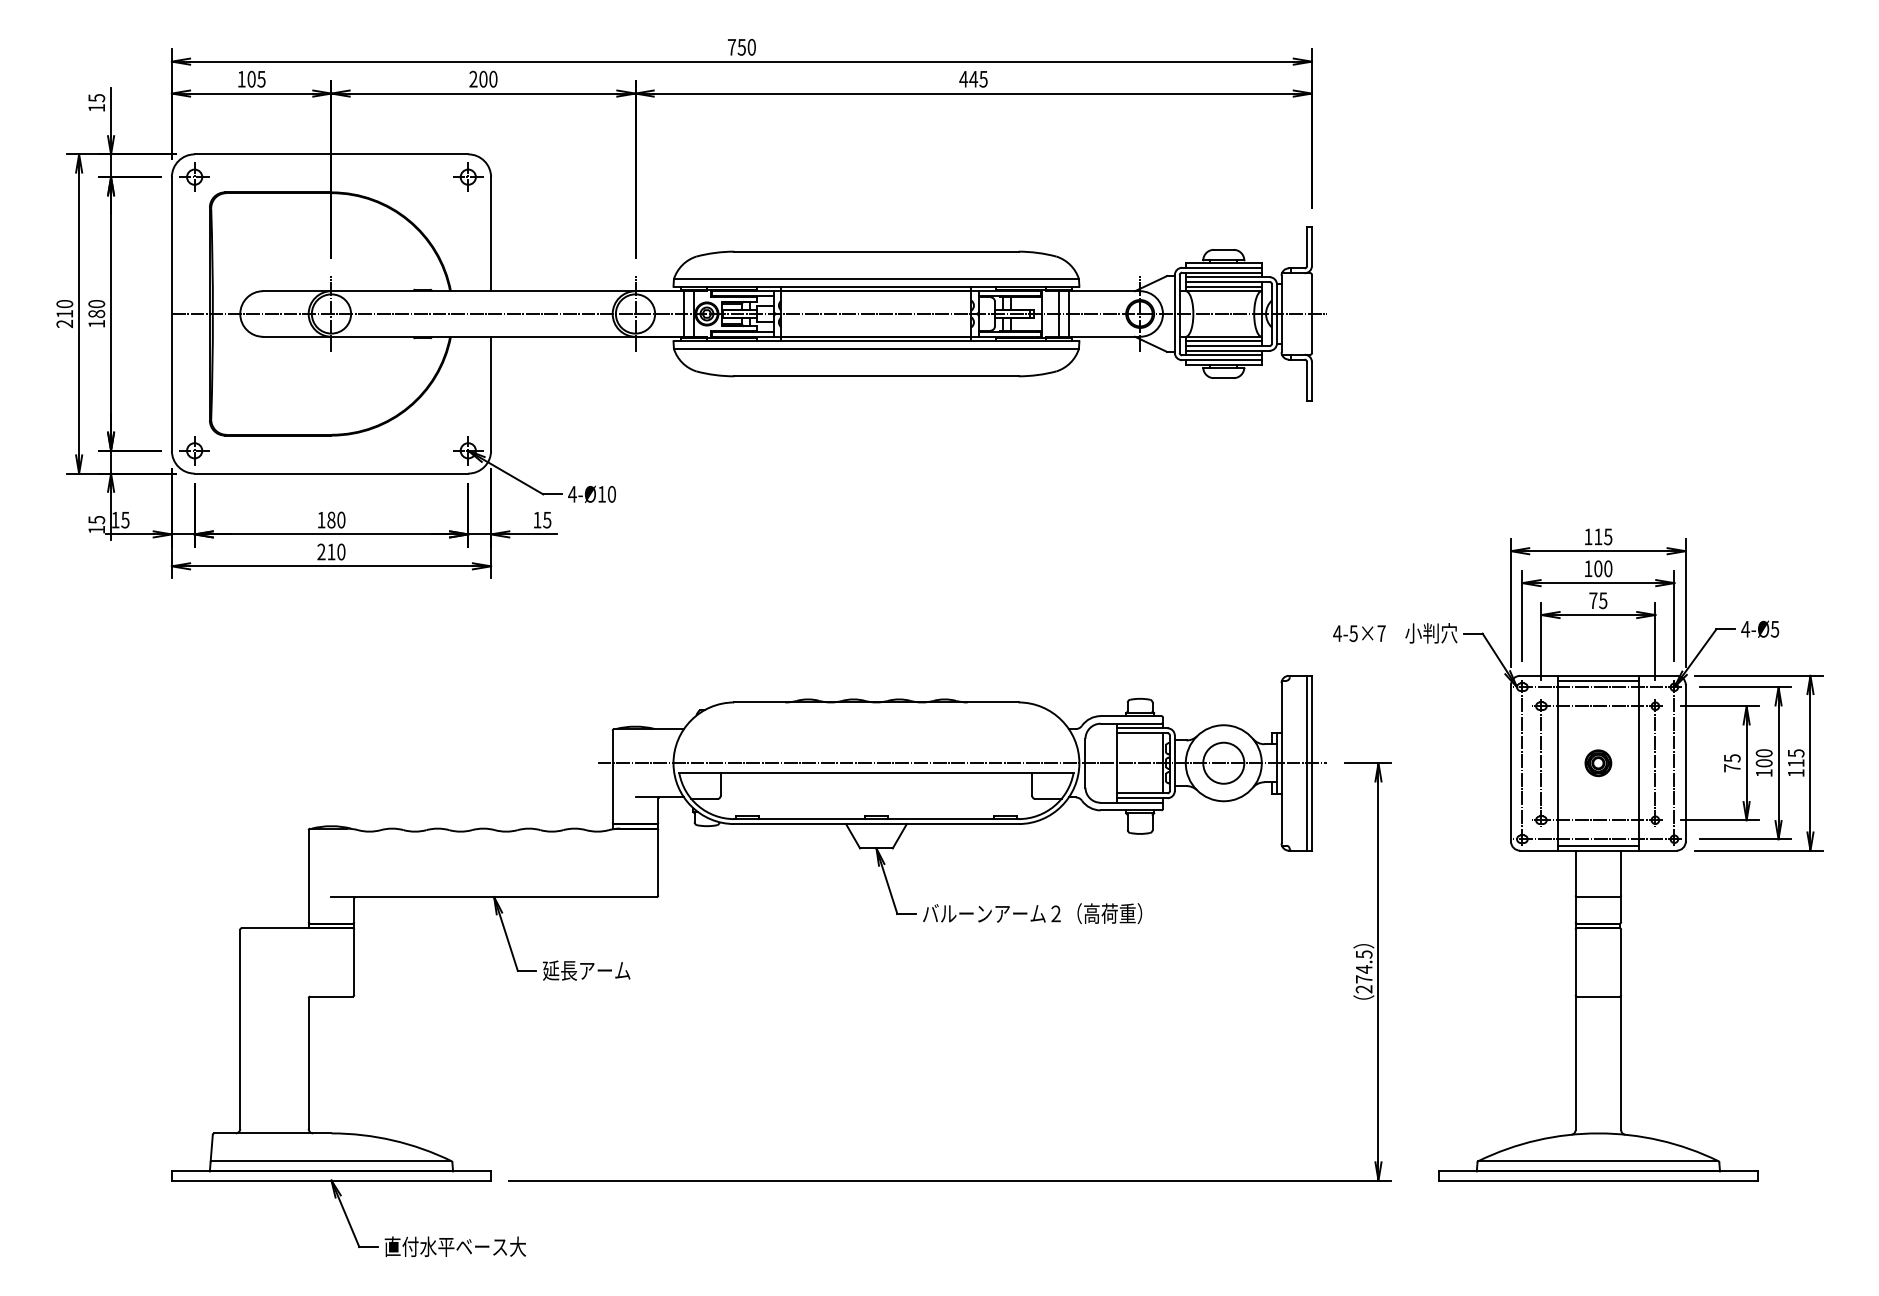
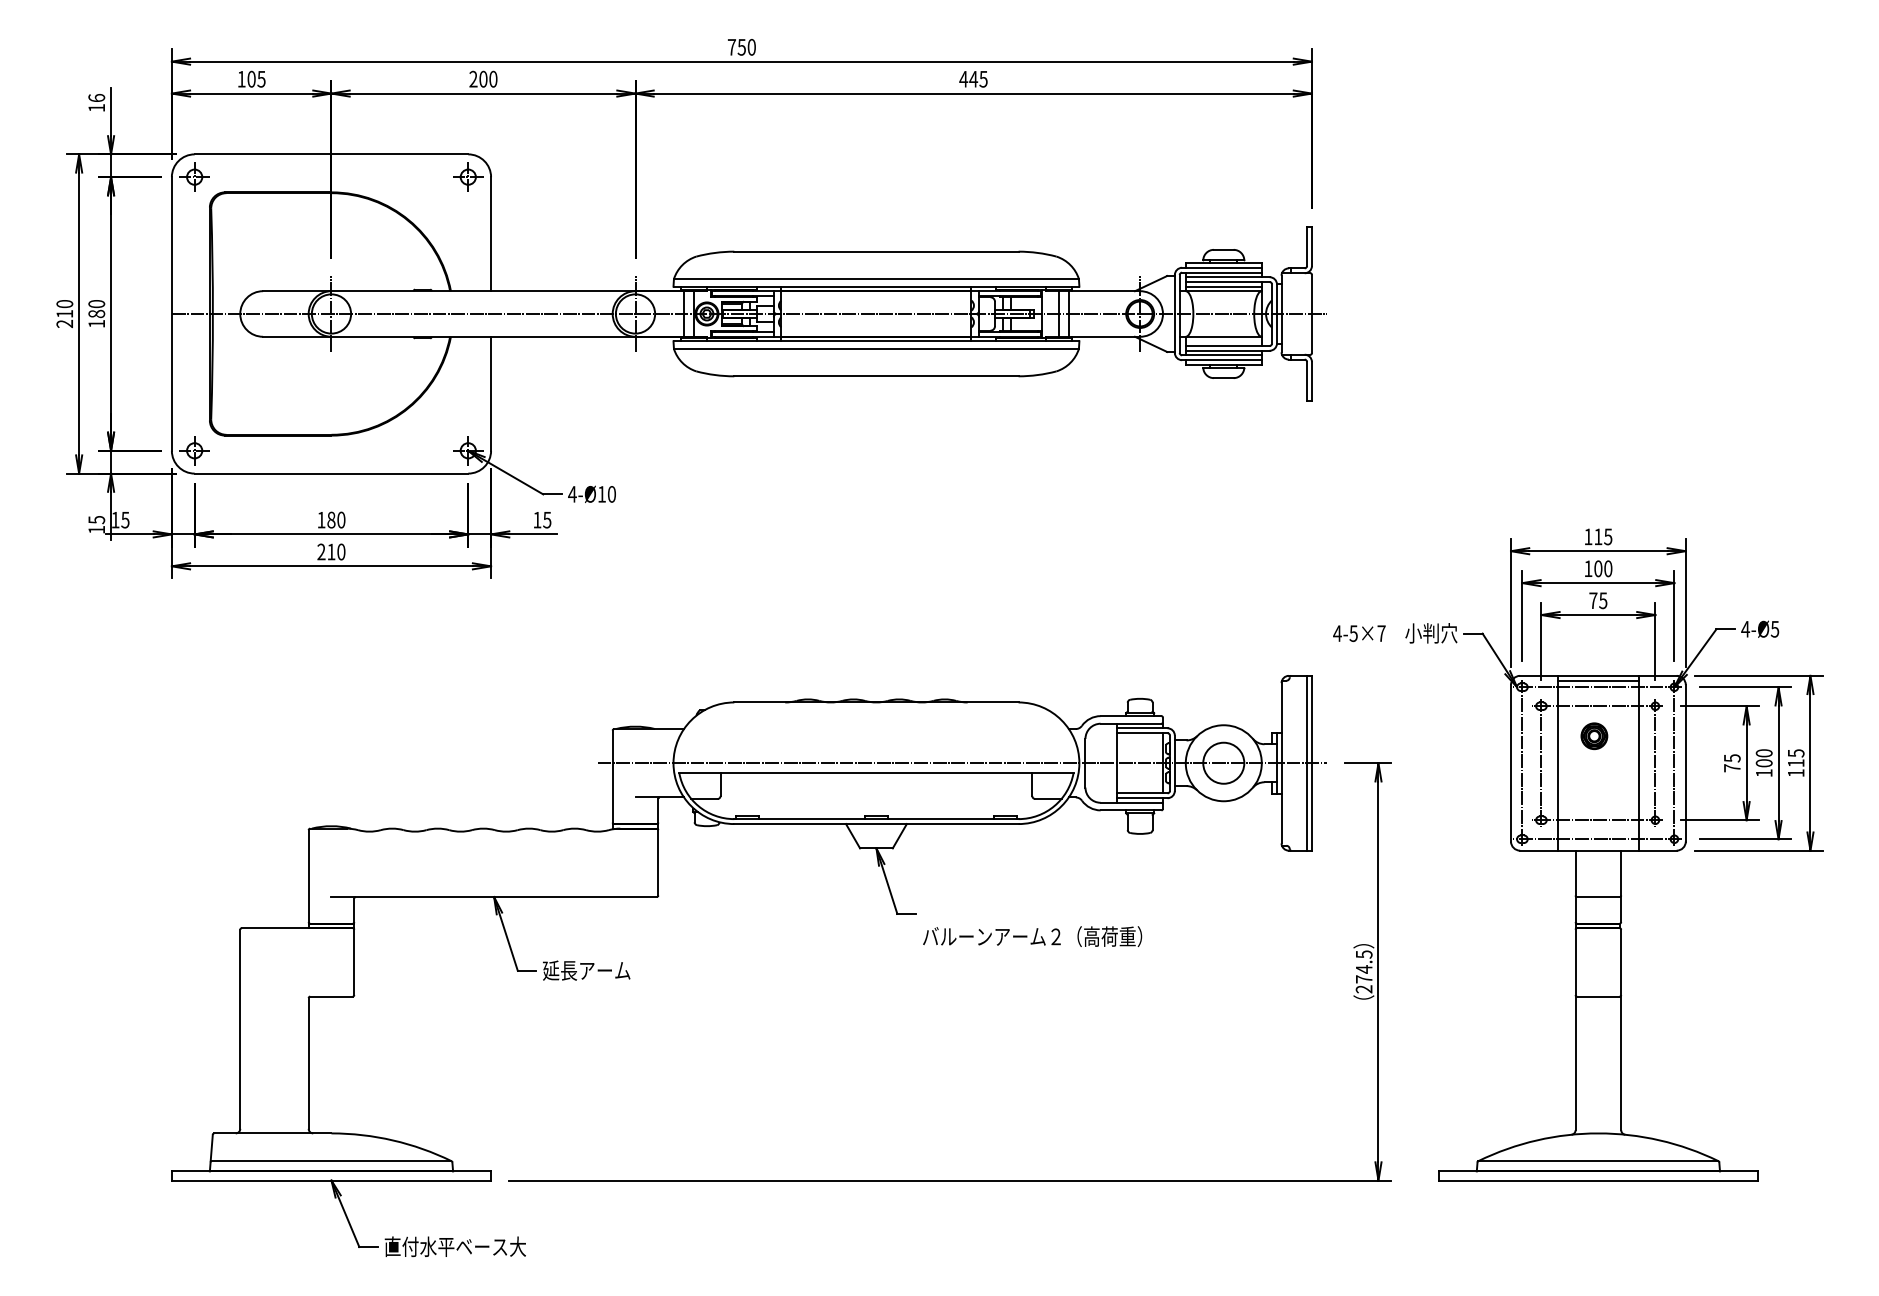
text: 15 -> 16 (96, 98)
line: present -> none (1223, 341)
part position: (1598, 763) -> (1594, 736) (1594, 736)
line: present -> none (1598, 845)
text position: (1032, 913) -> (1032, 936) (1032, 936)
